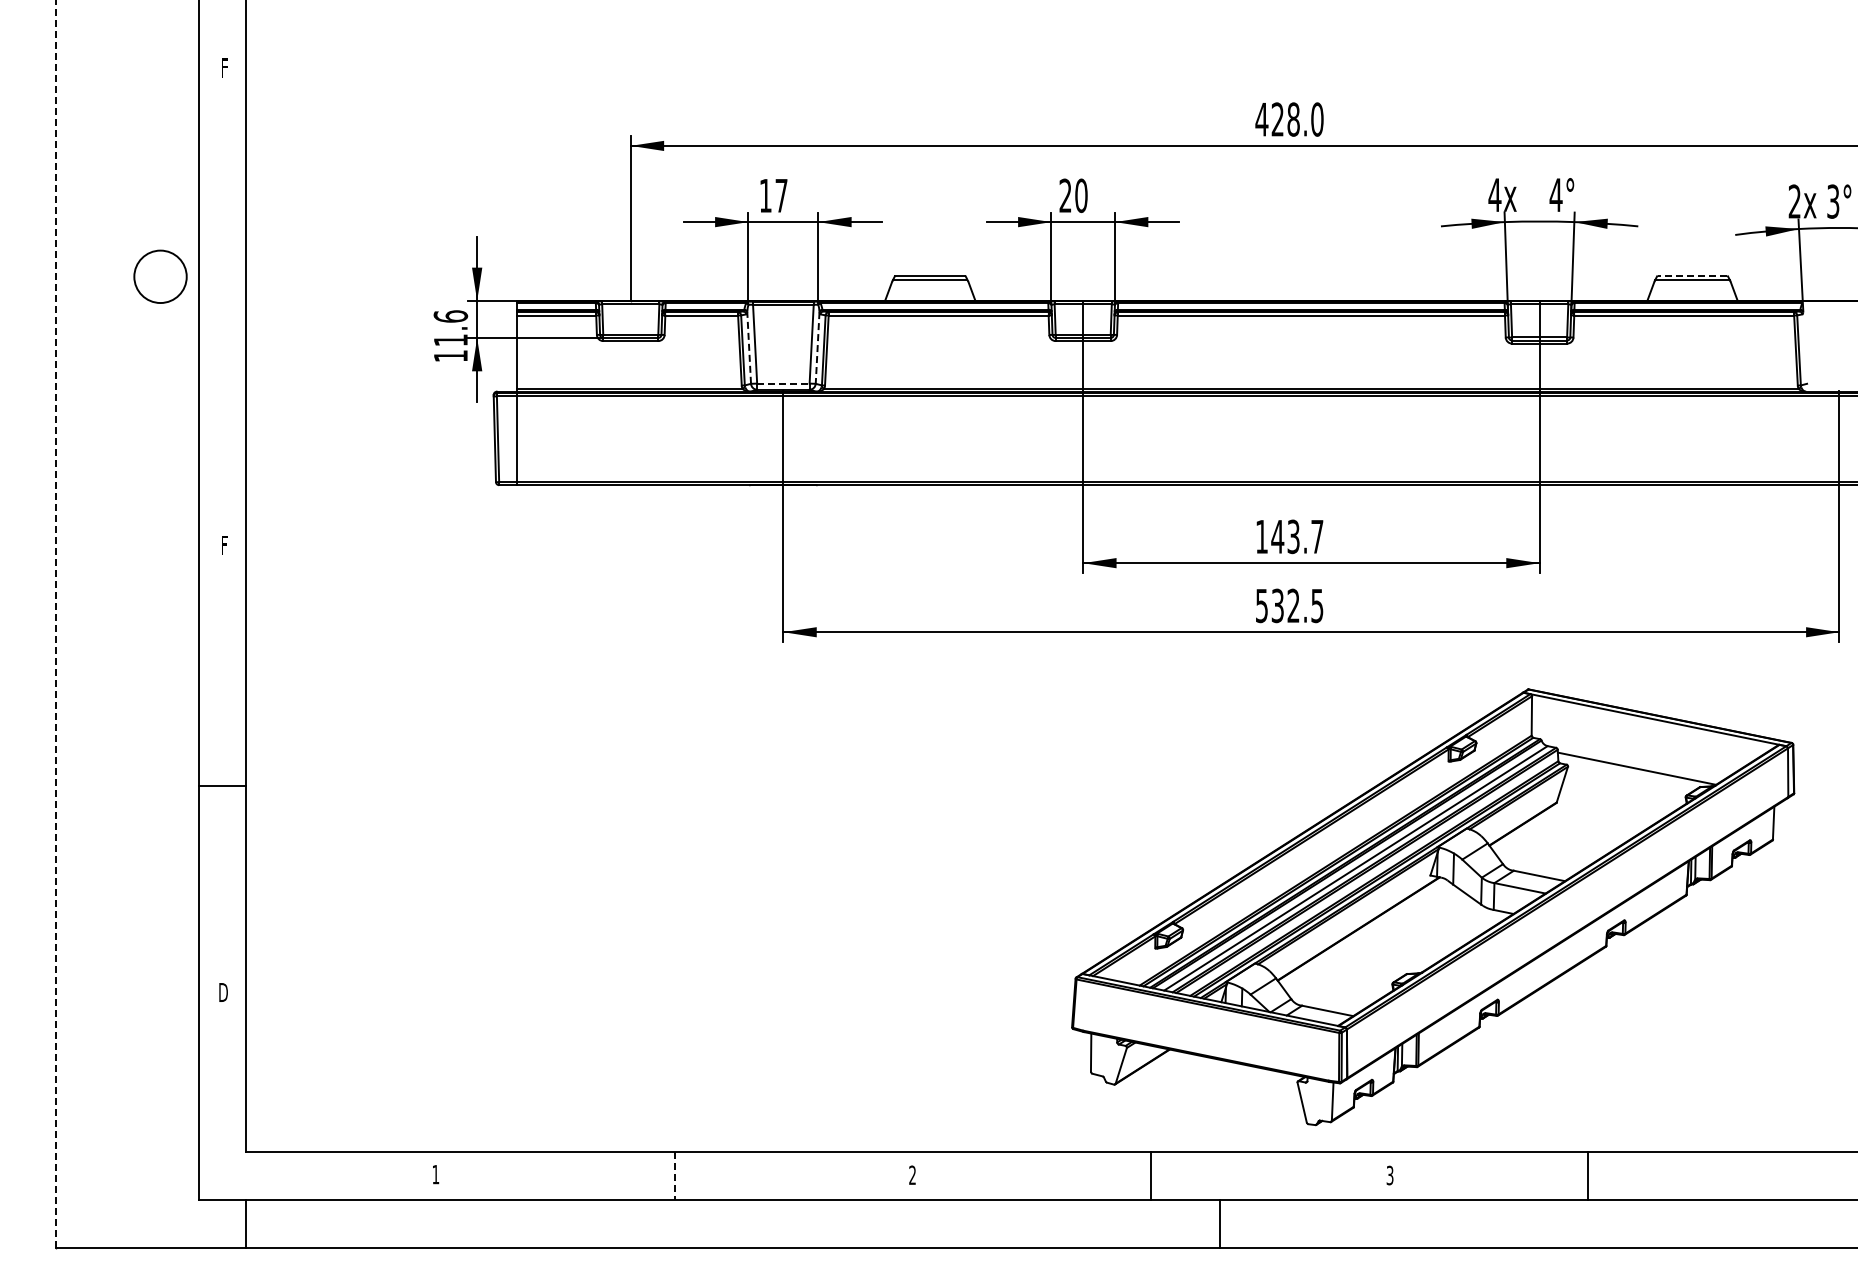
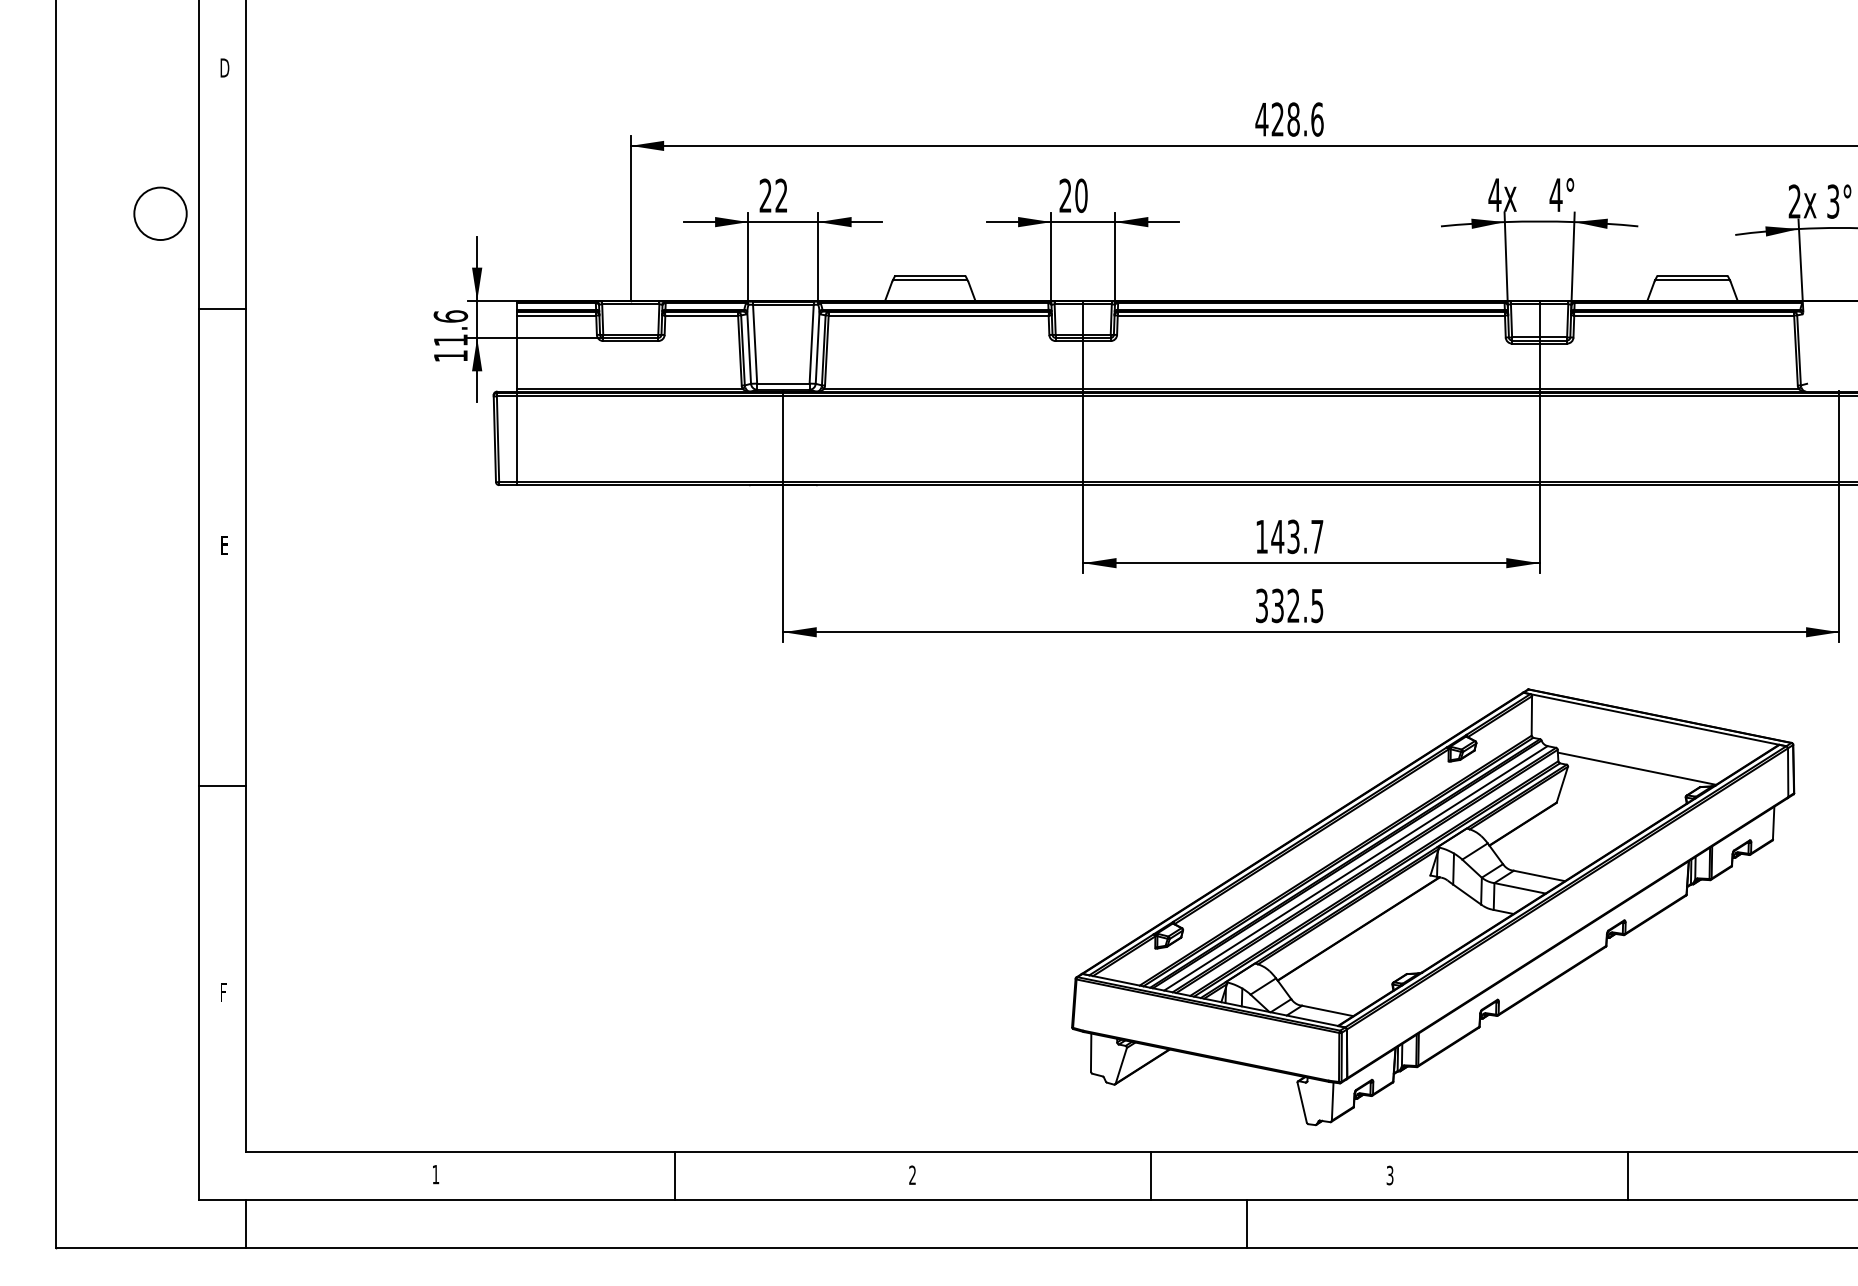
text: F -> D (224, 67)
text: 428.0 -> 428.6 (1317, 119)
text: 17 -> 22 (773, 195)
line: dashed -> solid (1692, 275)
circle position: (160, 276) -> (160, 213) (160, 213)
line: none -> present (222, 309)
line: dashed -> solid (749, 347)
line: dashed -> solid (817, 347)
line: dashed -> solid (783, 383)
text: F -> E (224, 545)
text: 532.5 -> 332.5 (1261, 605)
line: dashed -> solid (55, 623)
text: D -> F (223, 992)
line: dashed -> solid (675, 1176)
line position: (1587, 1176) -> (1627, 1176) (1627, 1176)
line position: (1219, 1223) -> (1246, 1223) (1246, 1223)
